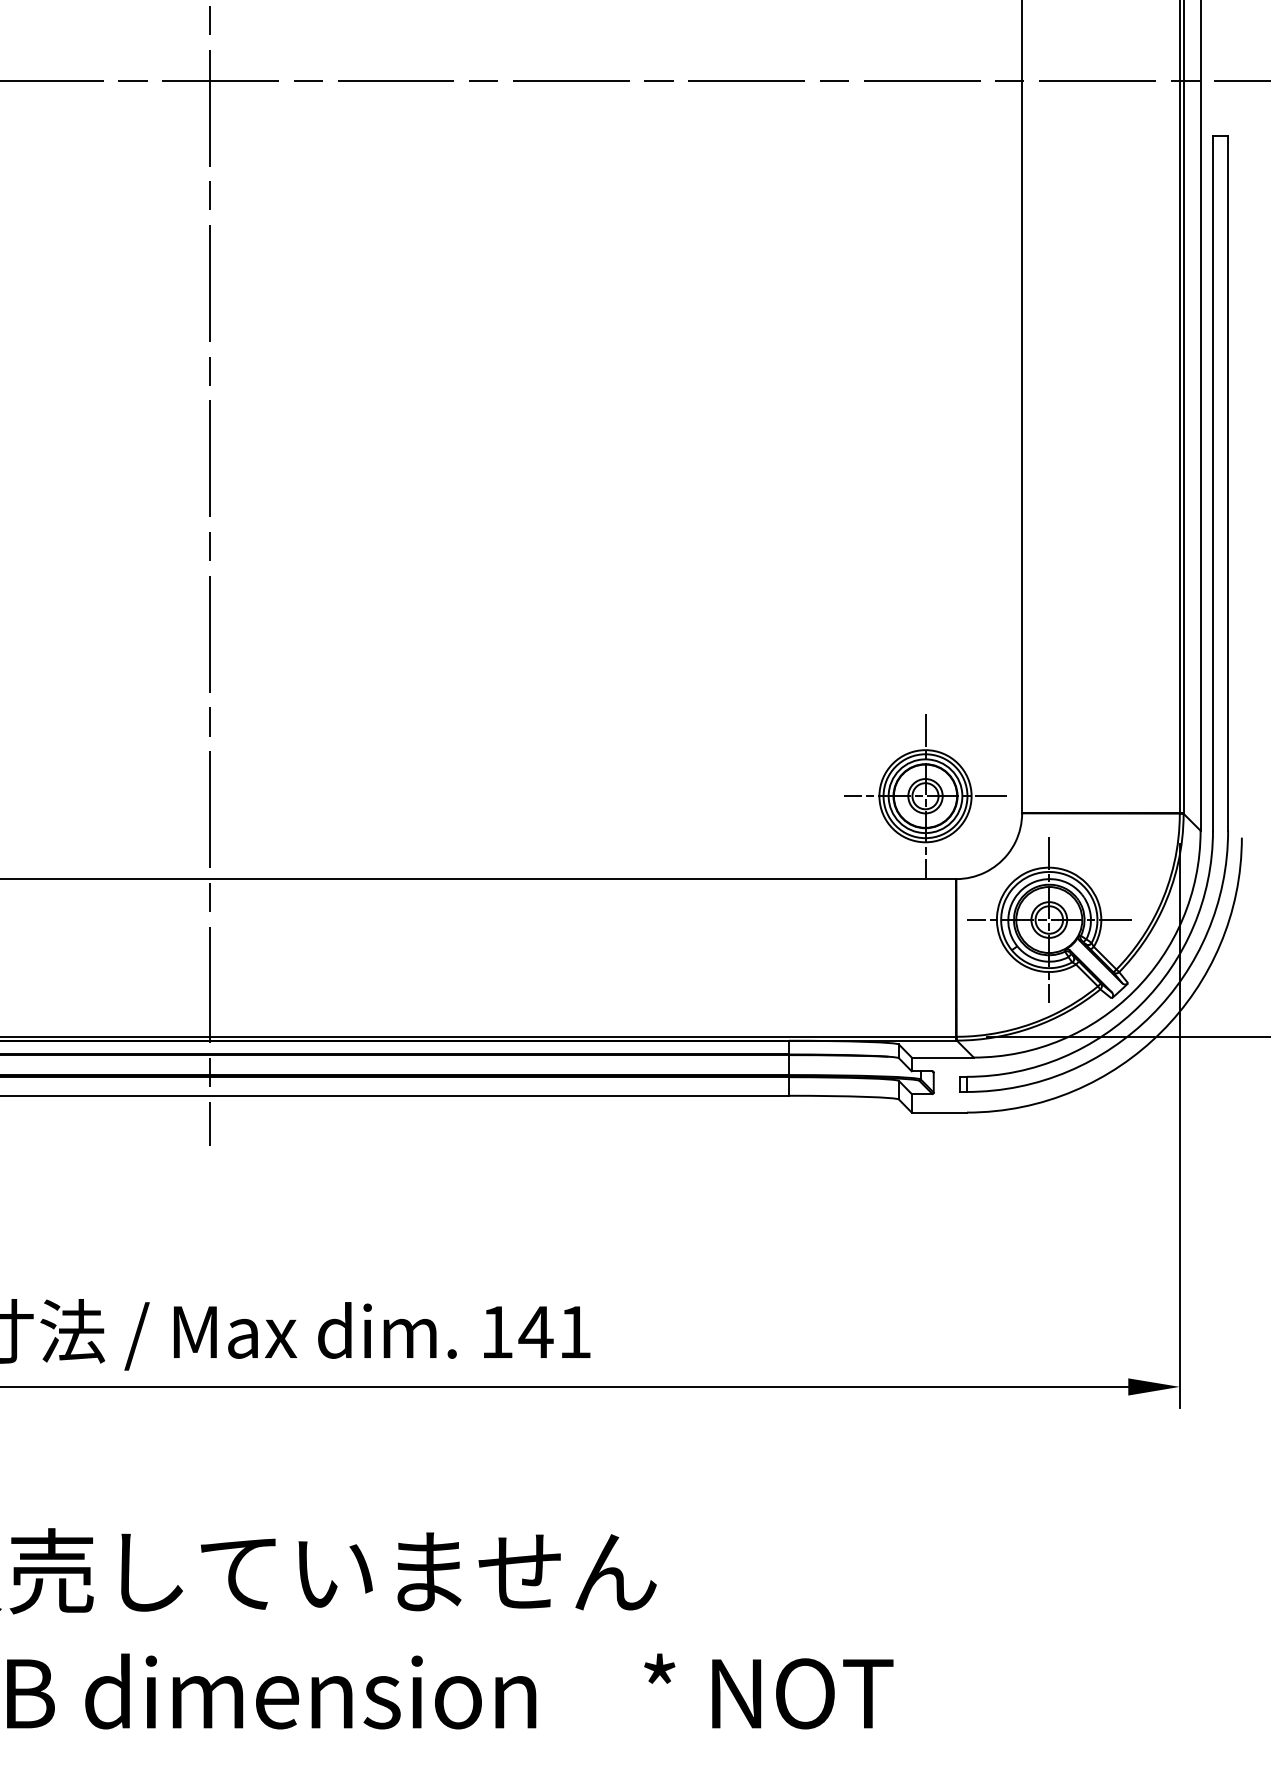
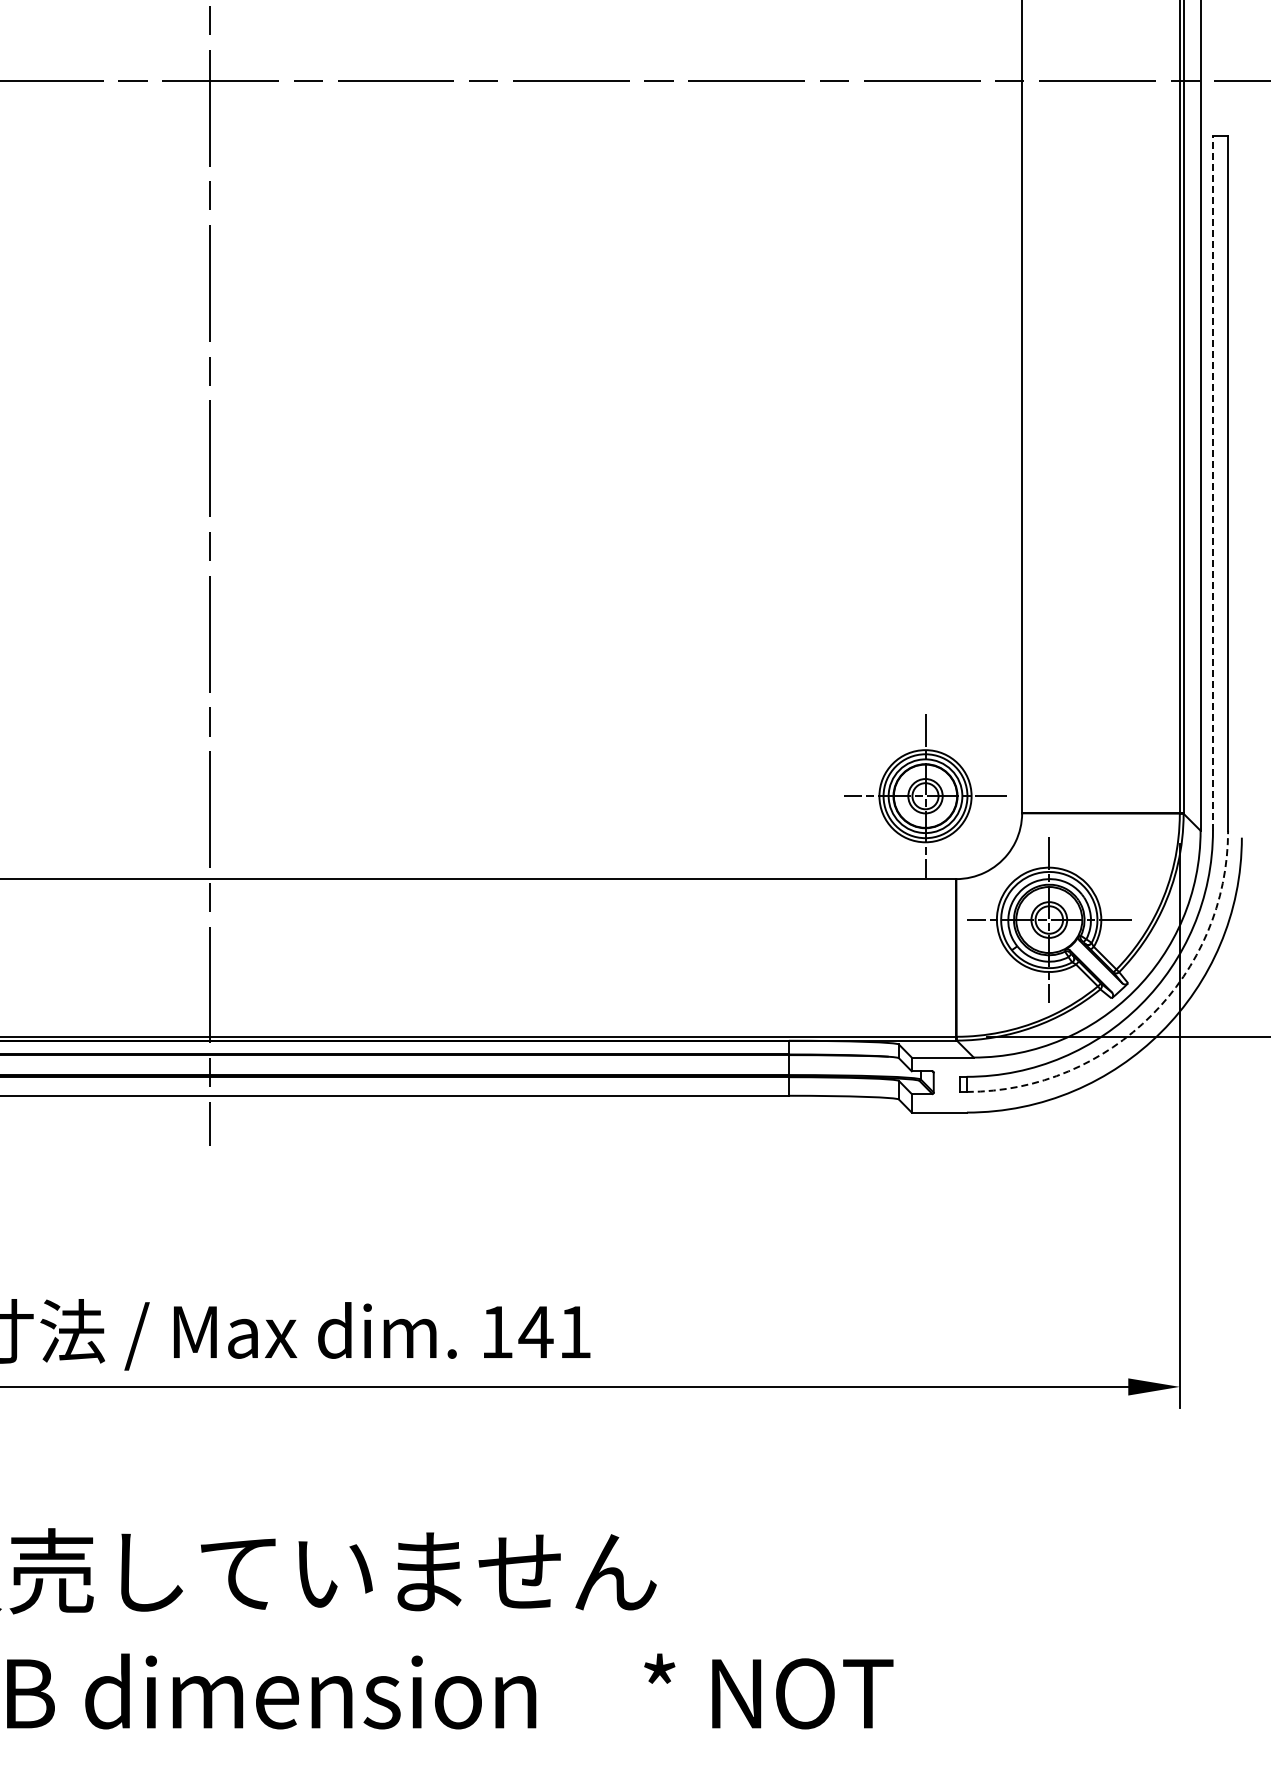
line: solid -> dashed (1212, 482)
arc: solid -> dashed (1151, 1015)
